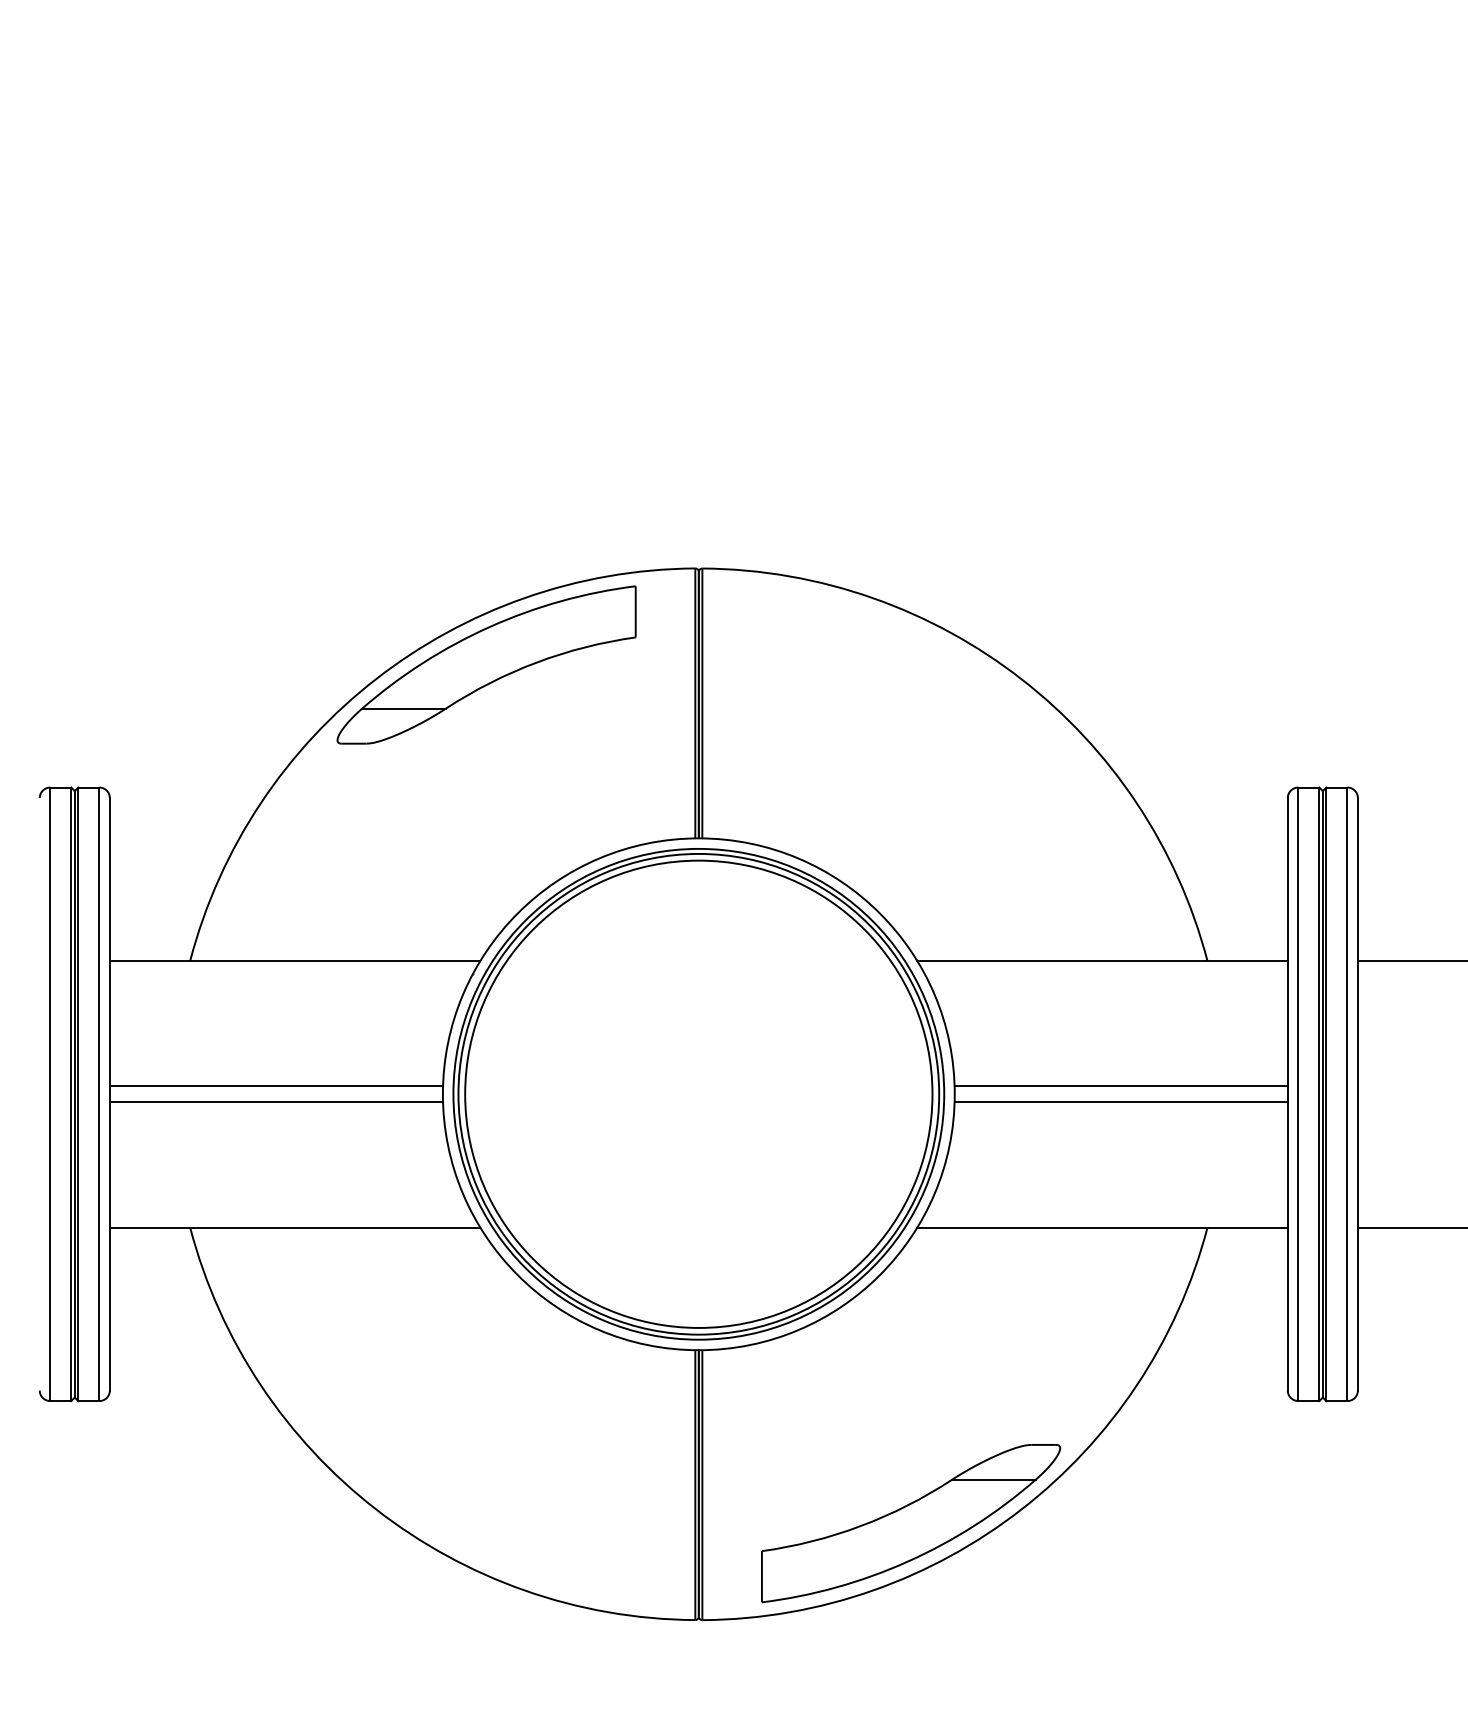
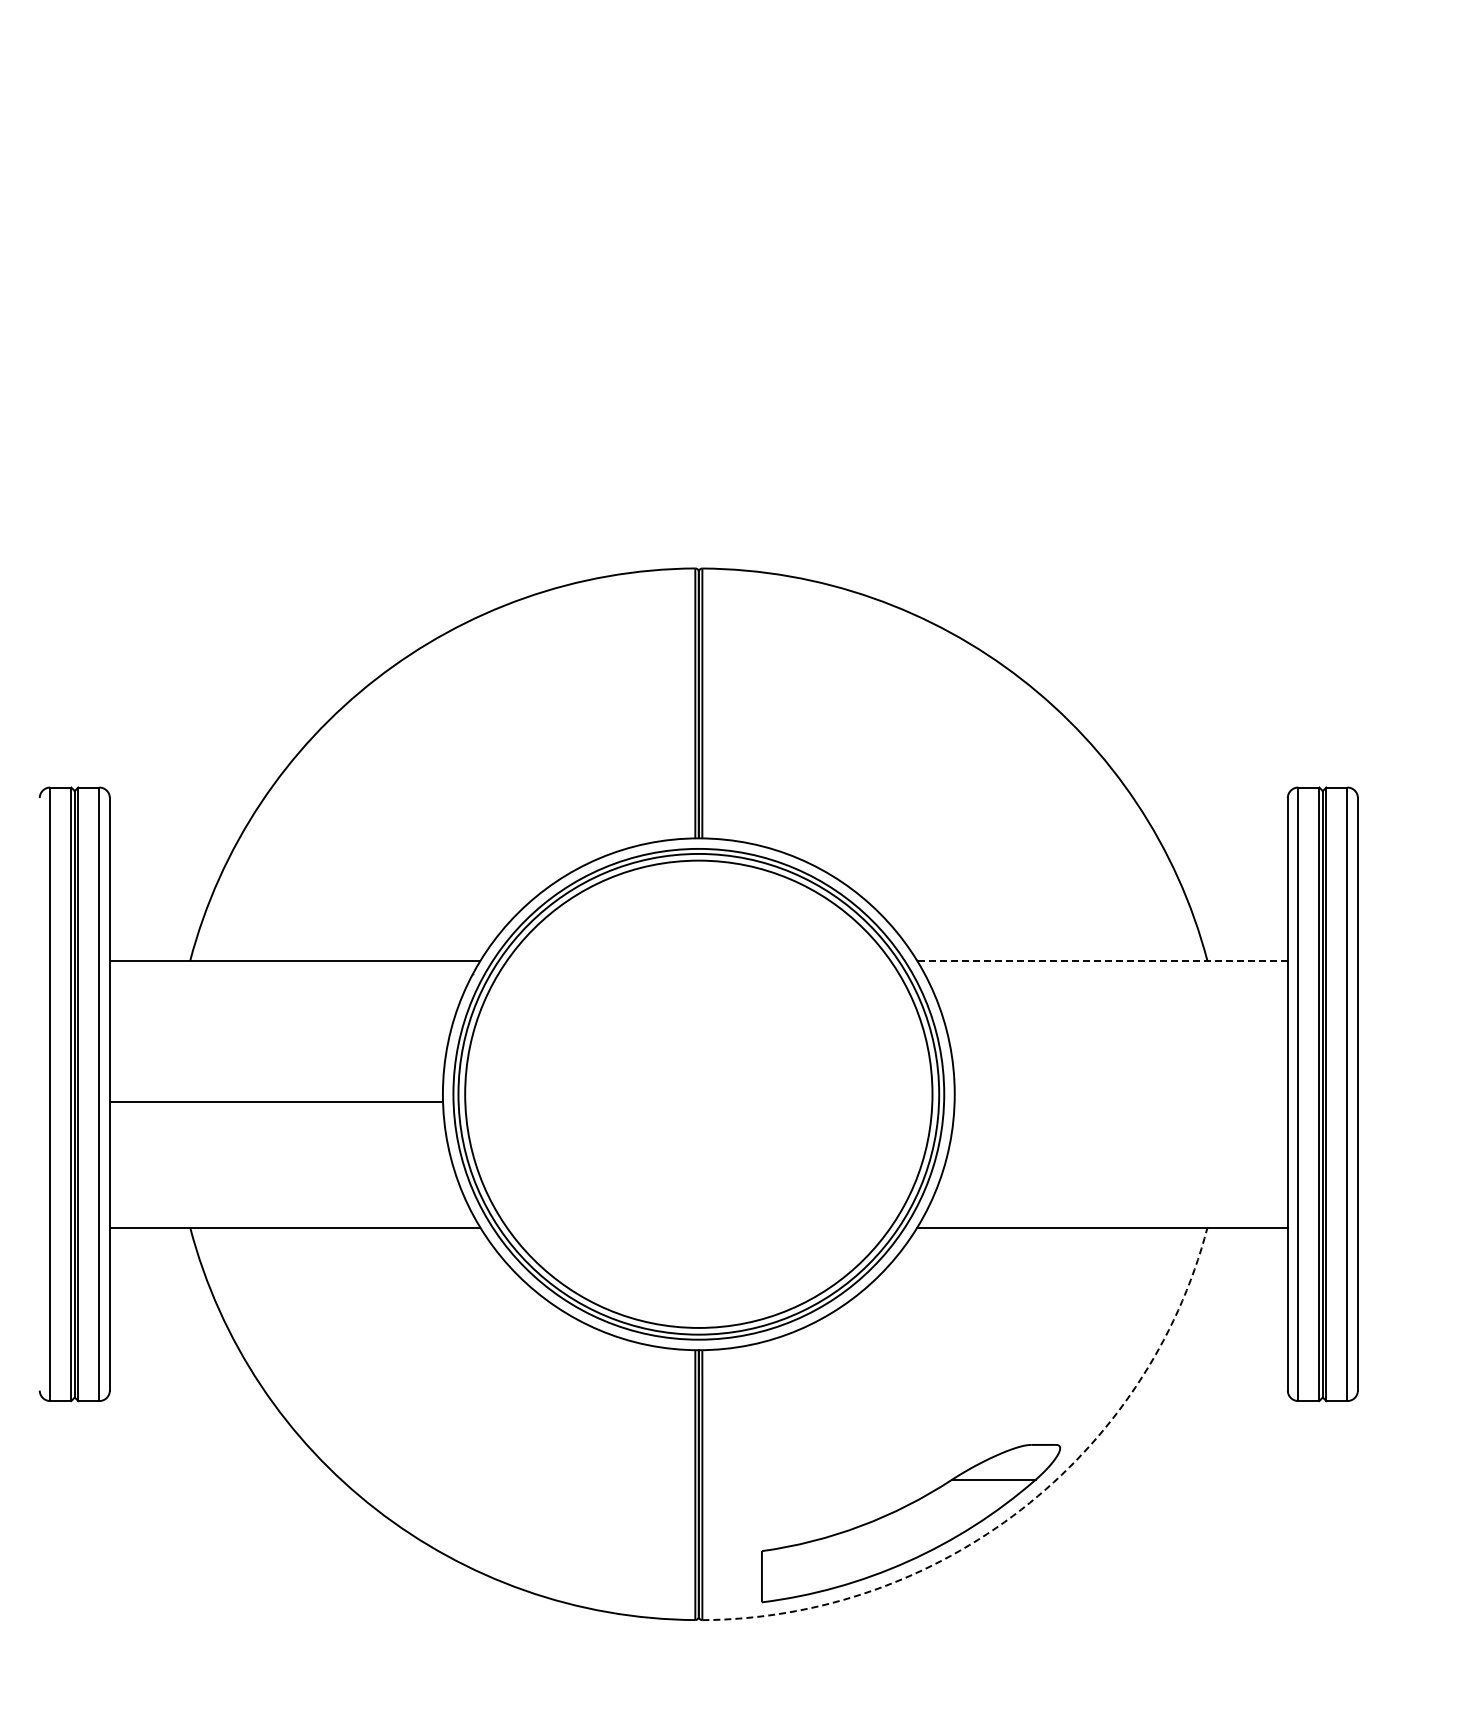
part: present -> none (486, 664)
line: solid -> dashed (1102, 961)
line: present -> none (1410, 961)
line: present -> none (276, 1086)
line: present -> none (1120, 1086)
line: present -> none (1120, 1102)
line: present -> none (1410, 1227)
arc: solid -> dashed (1021, 1509)
